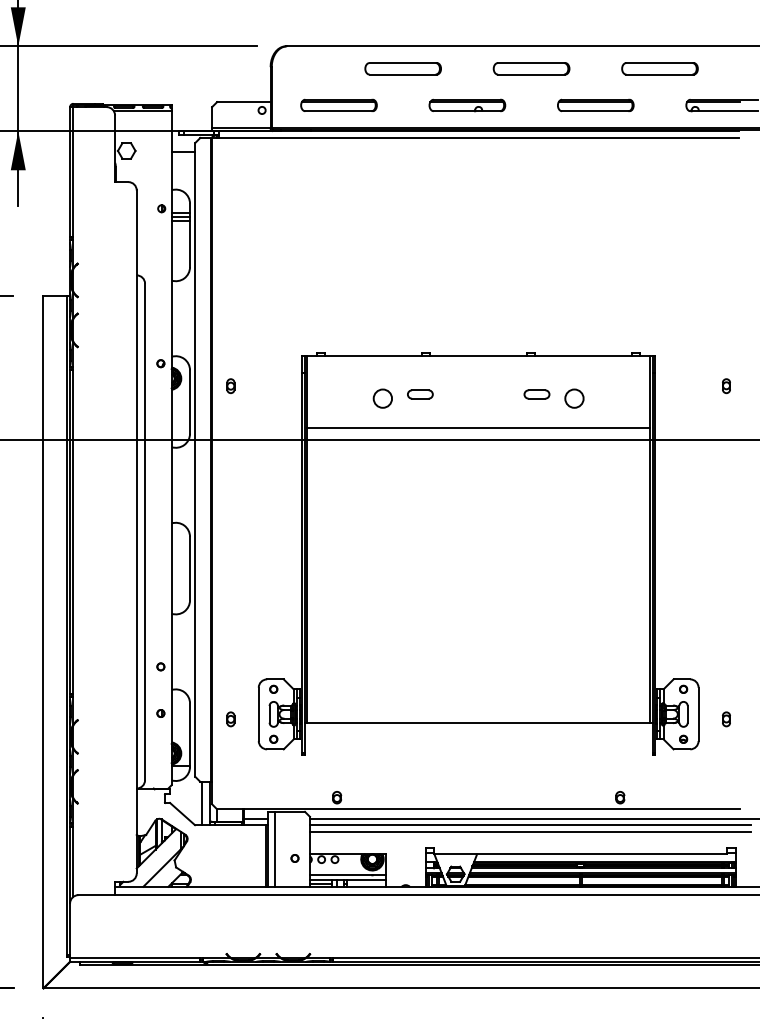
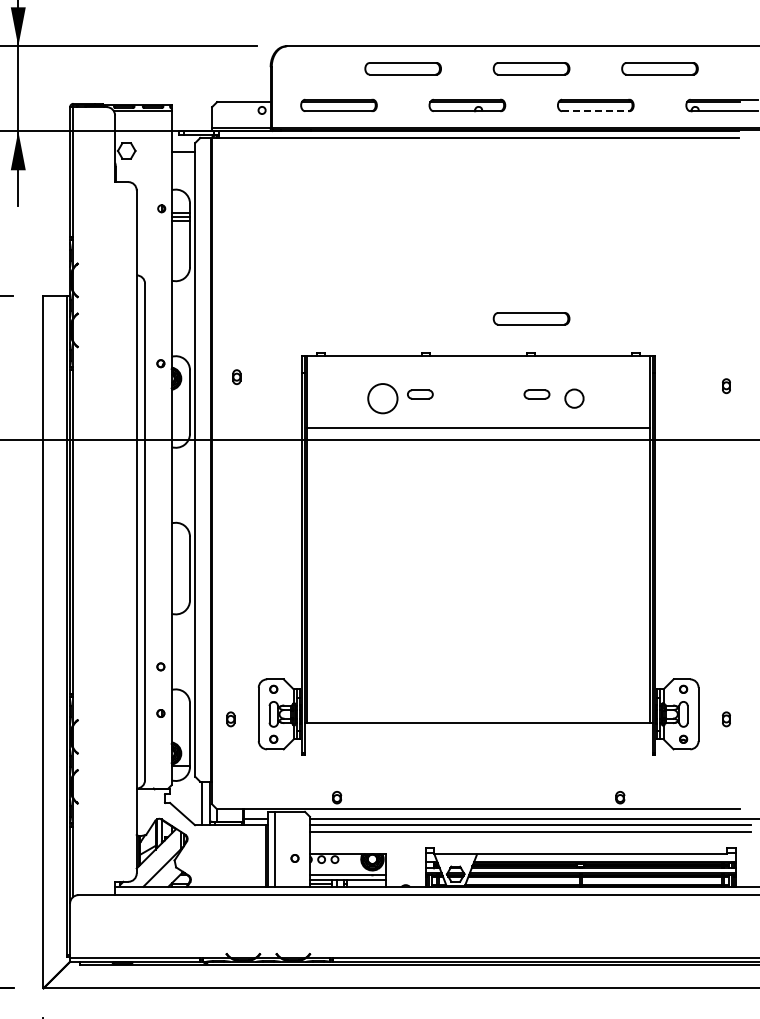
line: solid -> dashed (595, 111)
part: none -> present (531, 318)
part position: (230, 385) -> (236, 376) (236, 376)
circle diameter: 18 px -> 29 px (382, 398)
